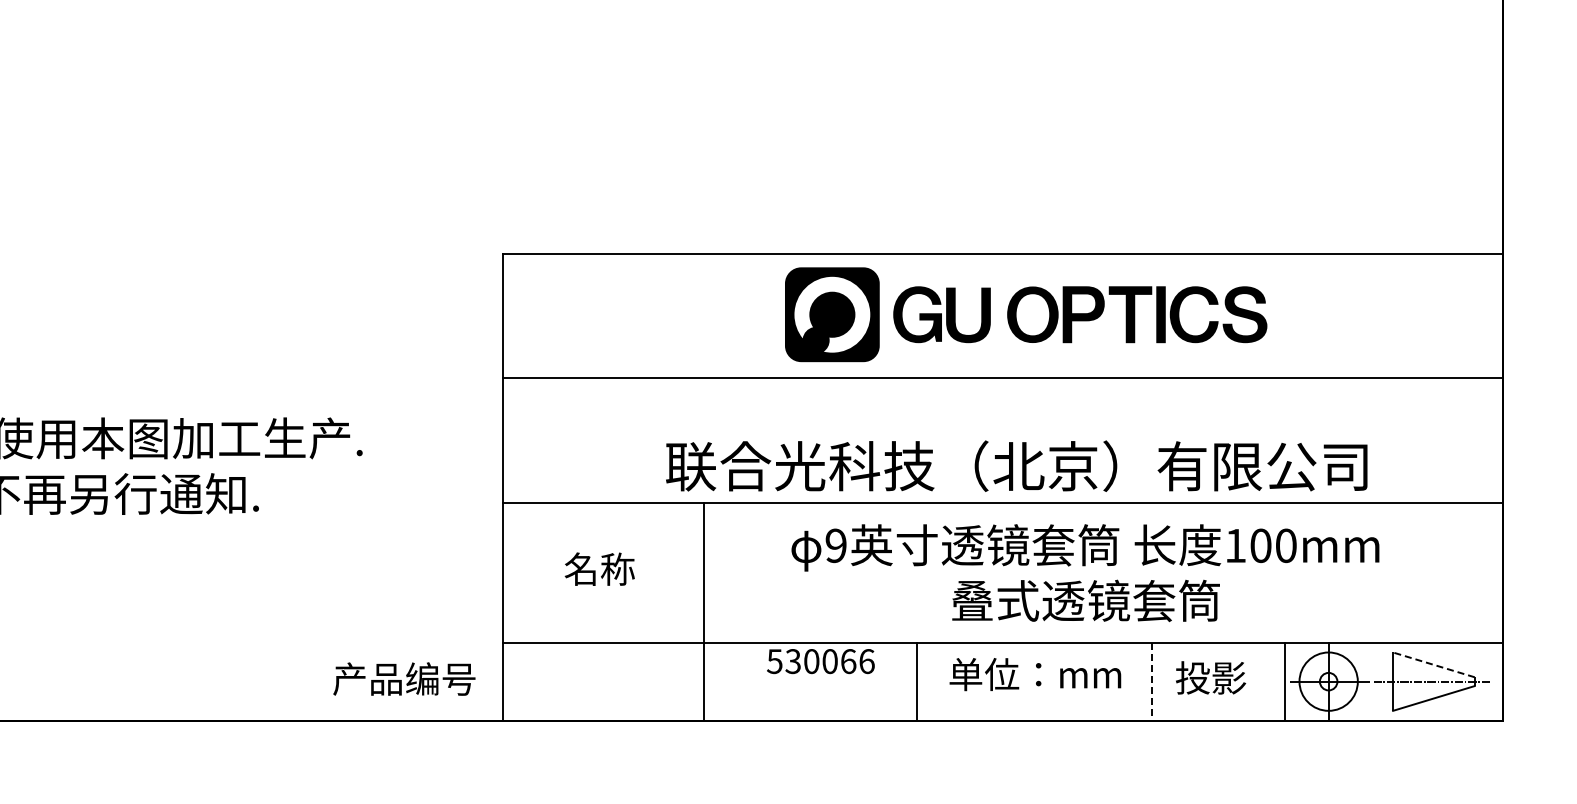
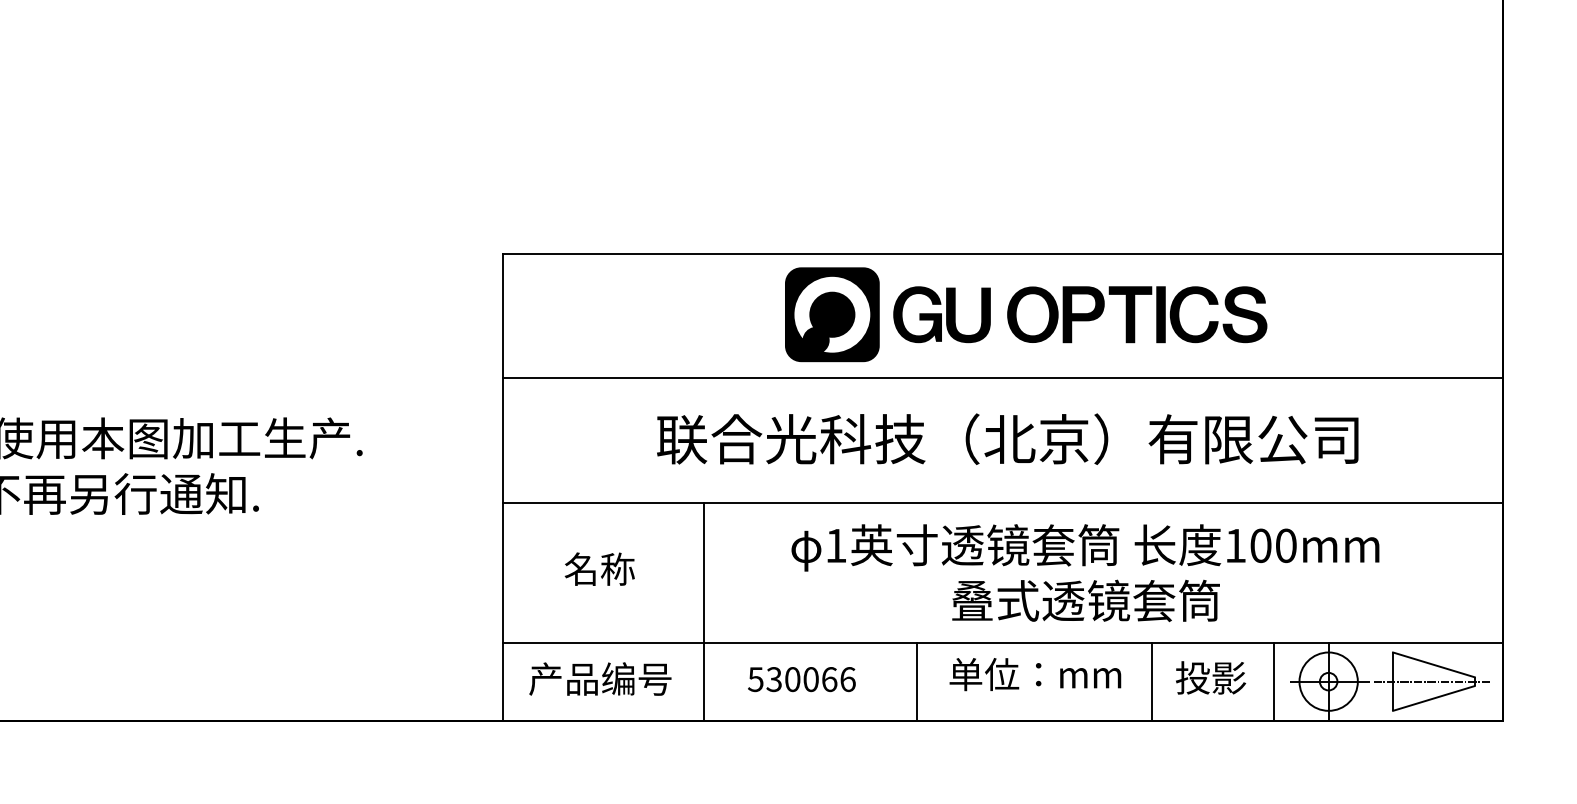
text position: (1016, 465) -> (1007, 438) (1007, 438)
text: 9 -> 1 (835, 545)
text position: (820, 661) -> (801, 679) (801, 679)
line: dashed -> solid (1433, 664)
text position: (404, 678) -> (600, 678) (600, 678)
line: dashed -> solid (1152, 681)
line position: (1285, 681) -> (1274, 681) (1274, 681)
